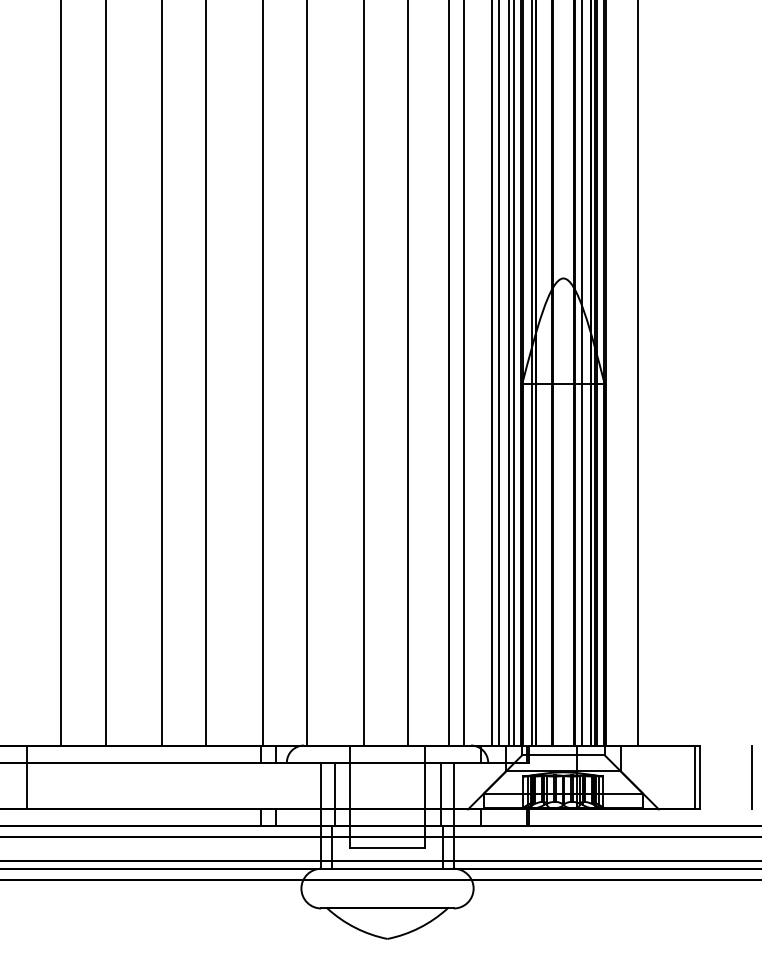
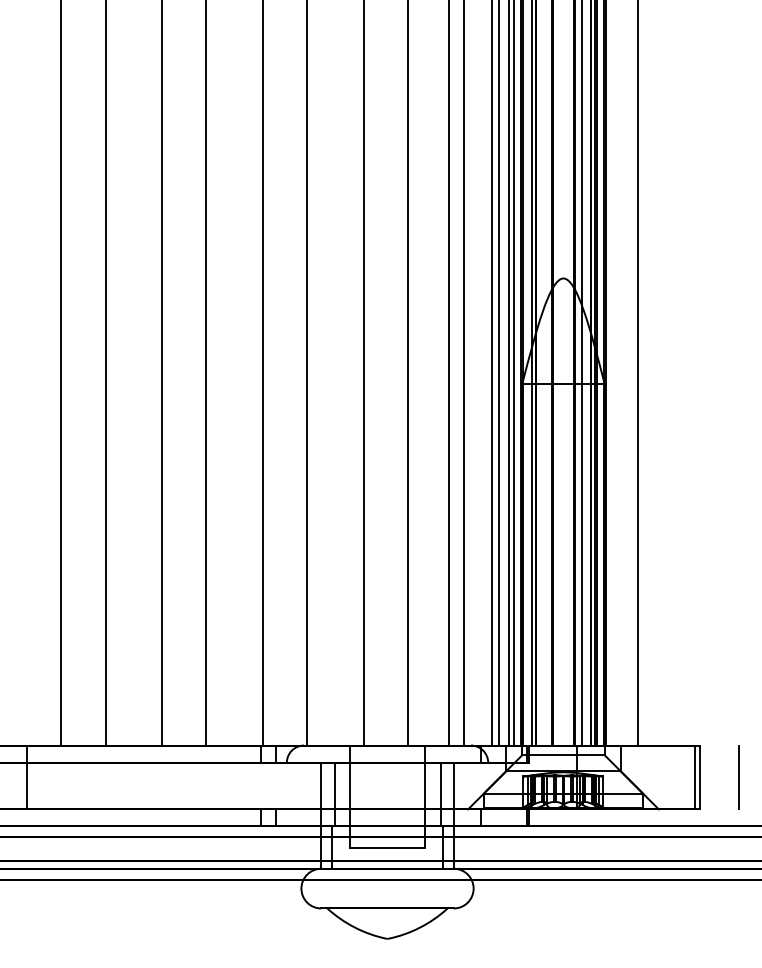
line position: (751, 777) -> (738, 777) (738, 777)
